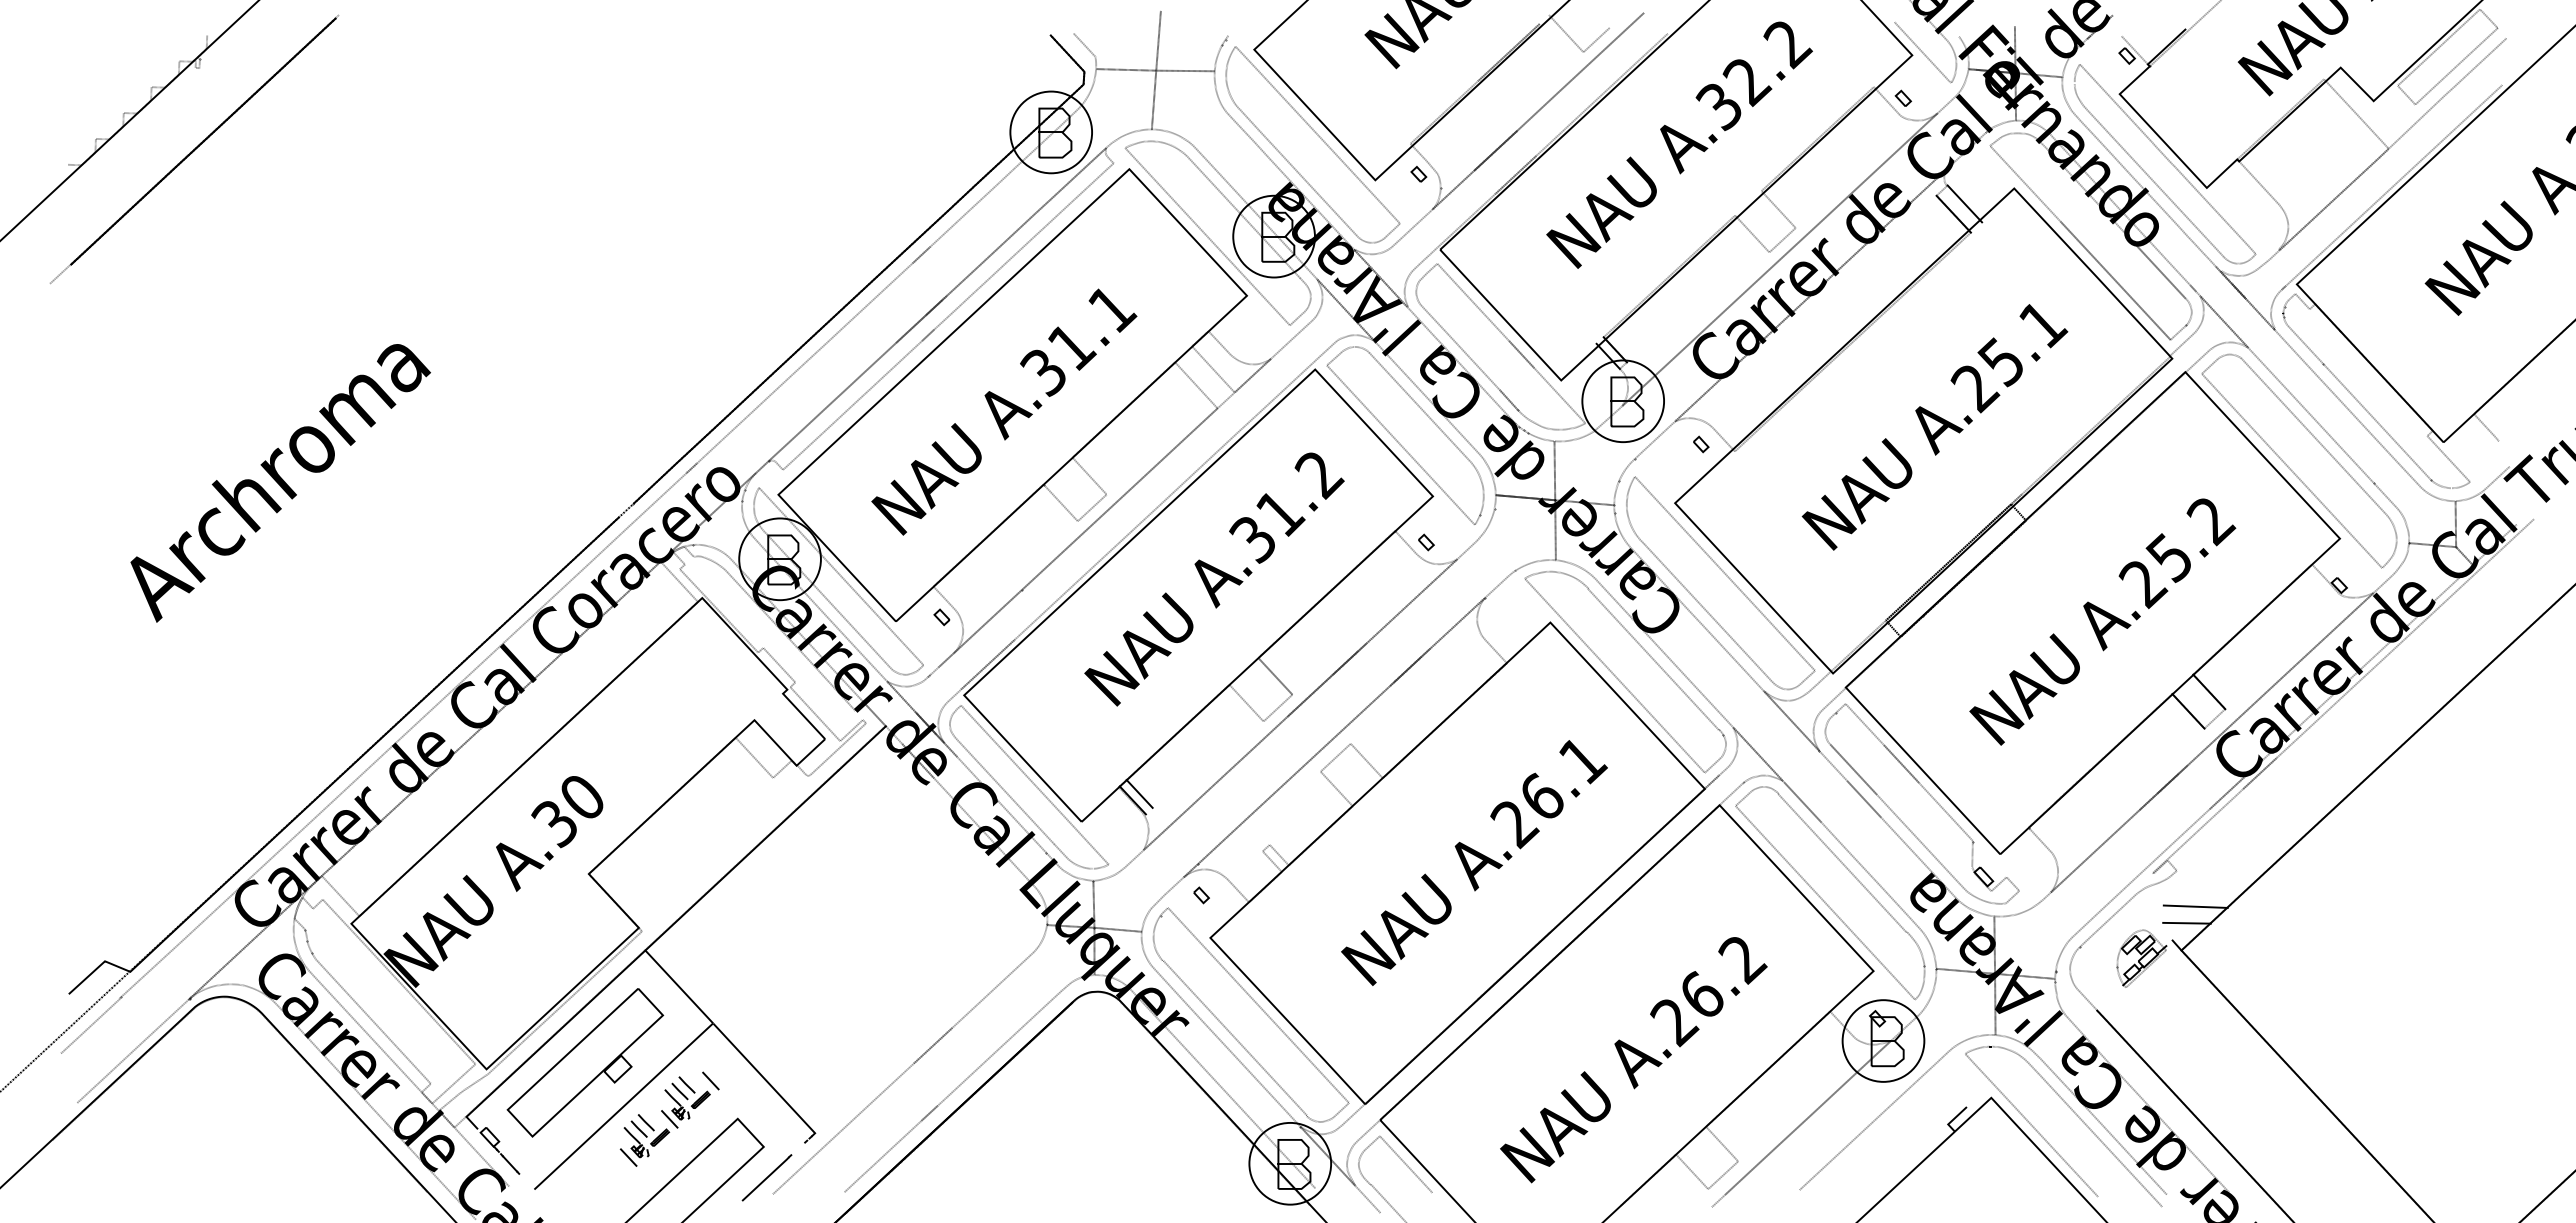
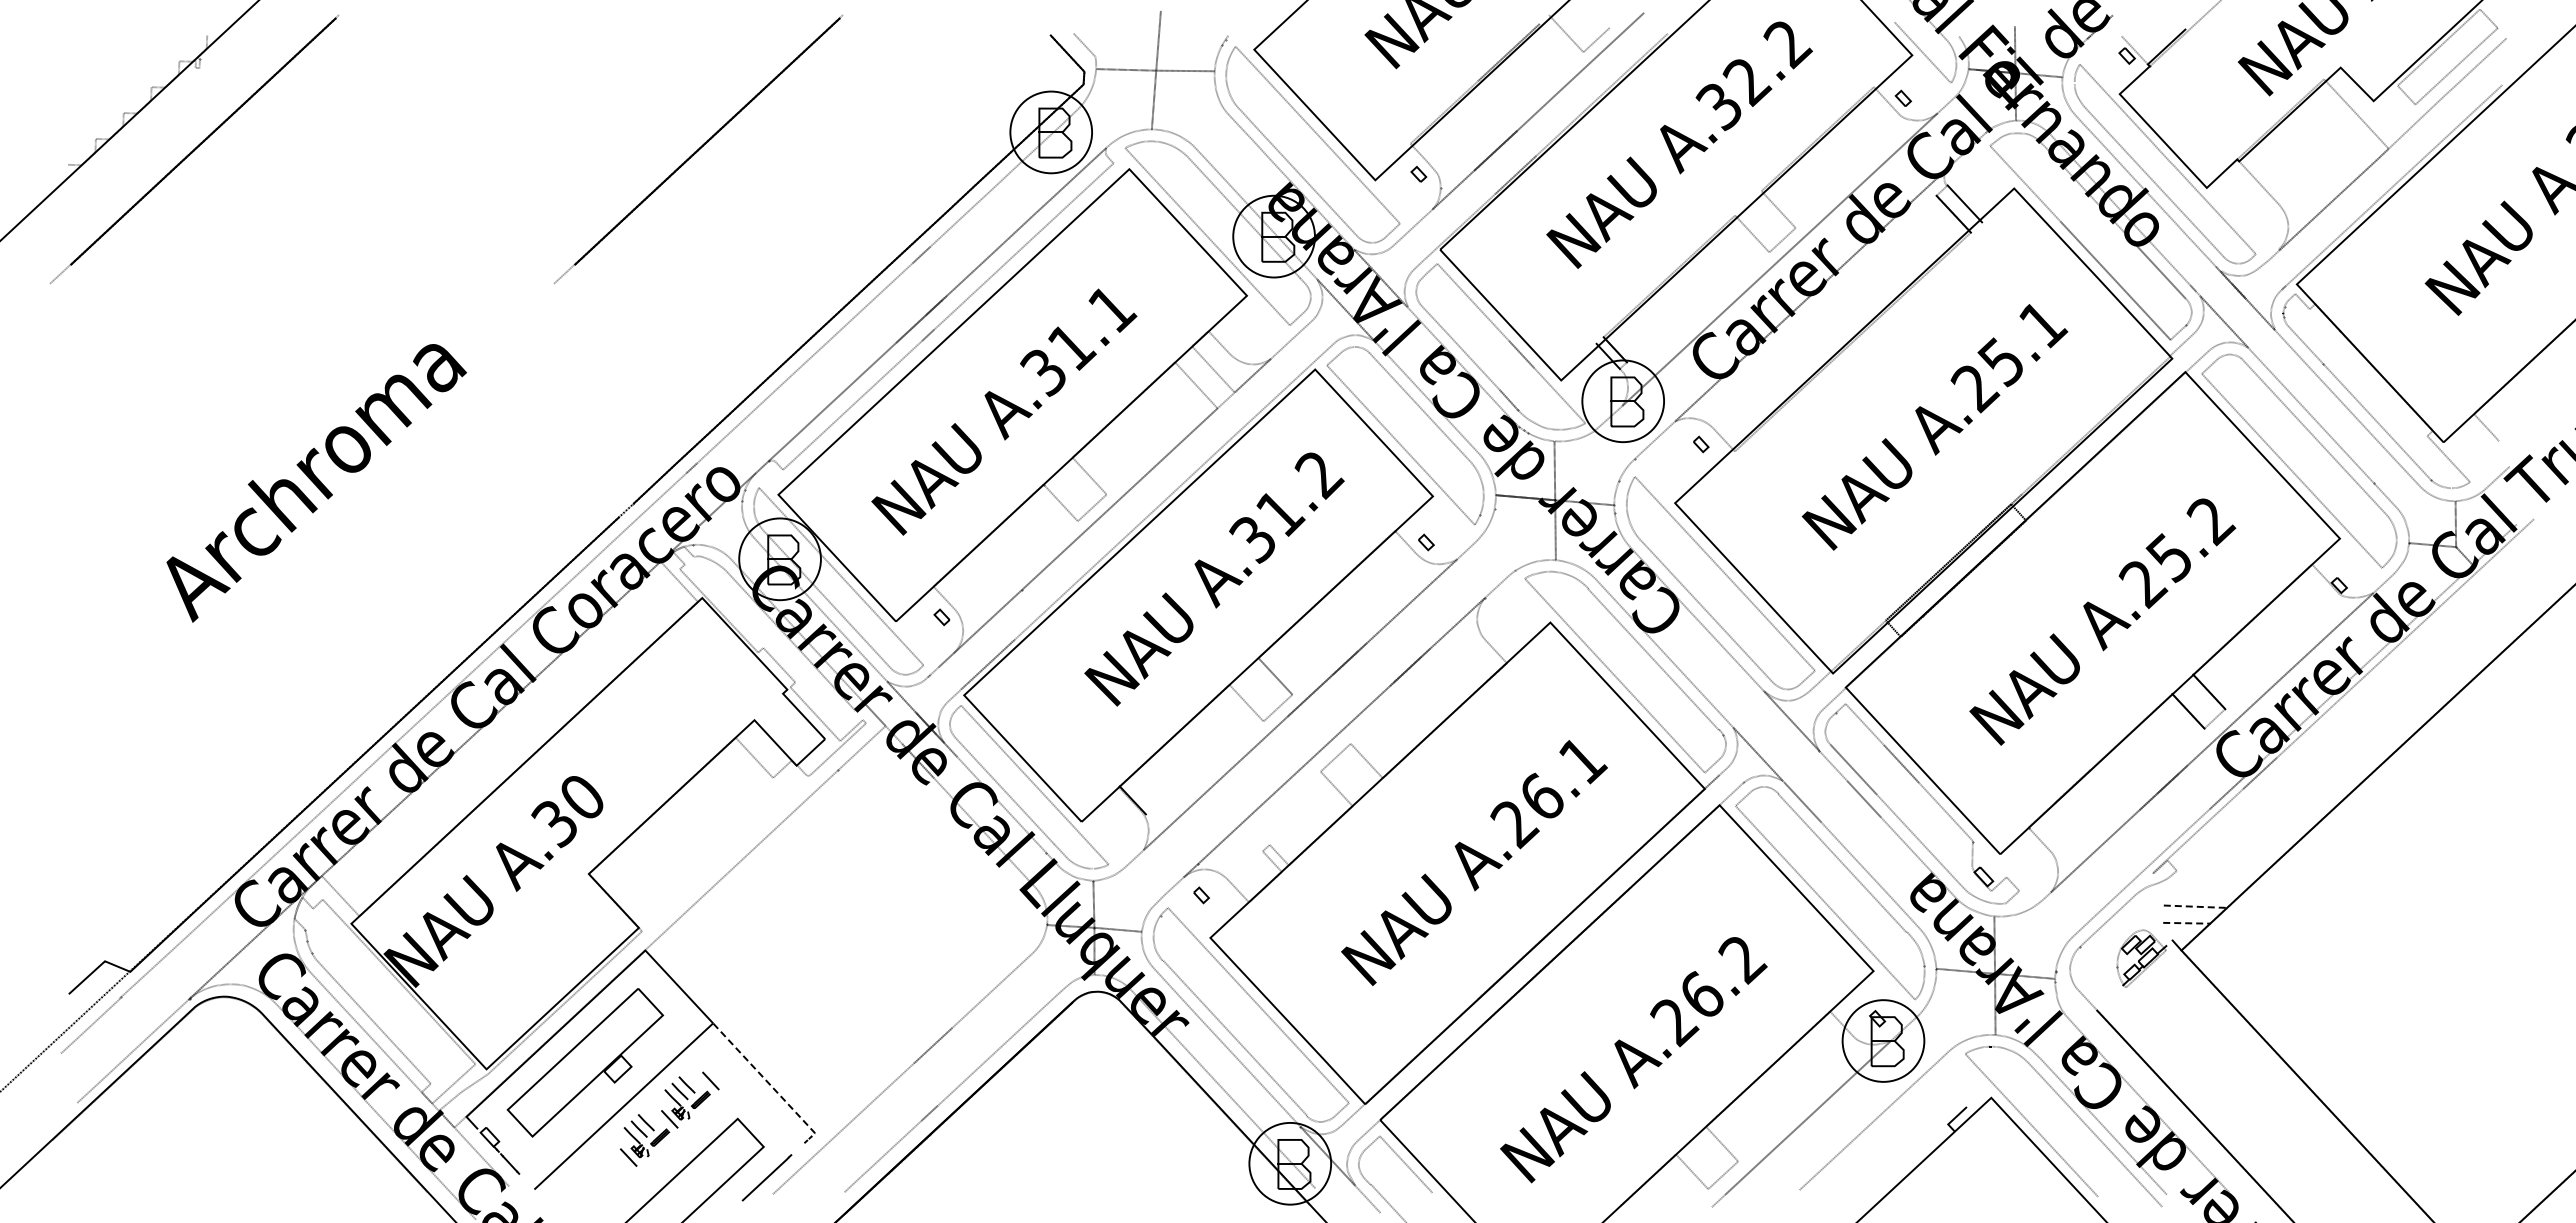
line: none -> present (698, 148)
text position: (280, 483) -> (316, 483) (316, 483)
line: present -> none (1139, 793)
line: present -> none (765, 838)
line: solid -> dashed (2195, 906)
line: solid -> dashed (2187, 923)
line: solid -> dashed (766, 1080)
